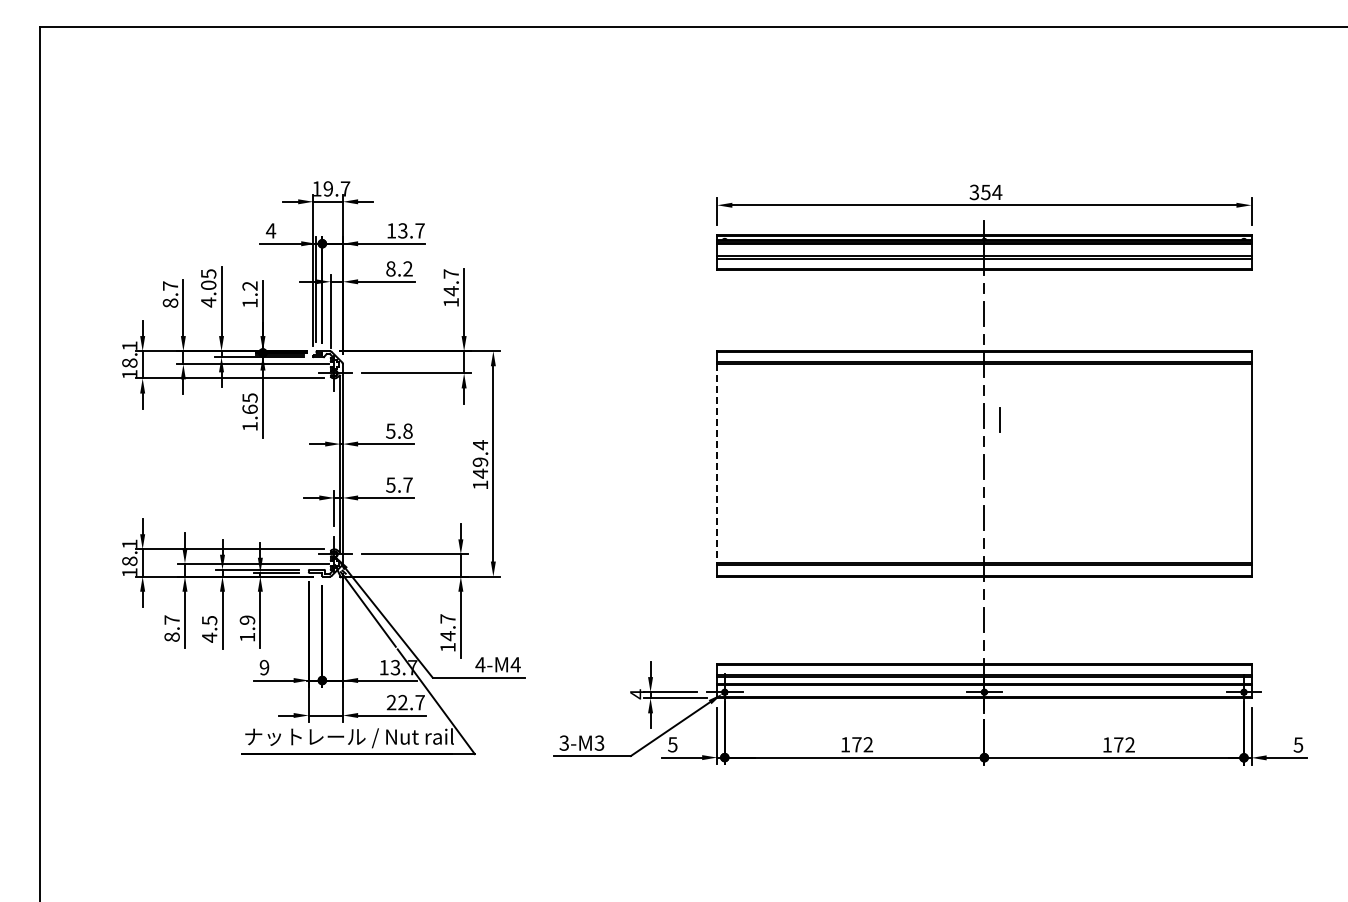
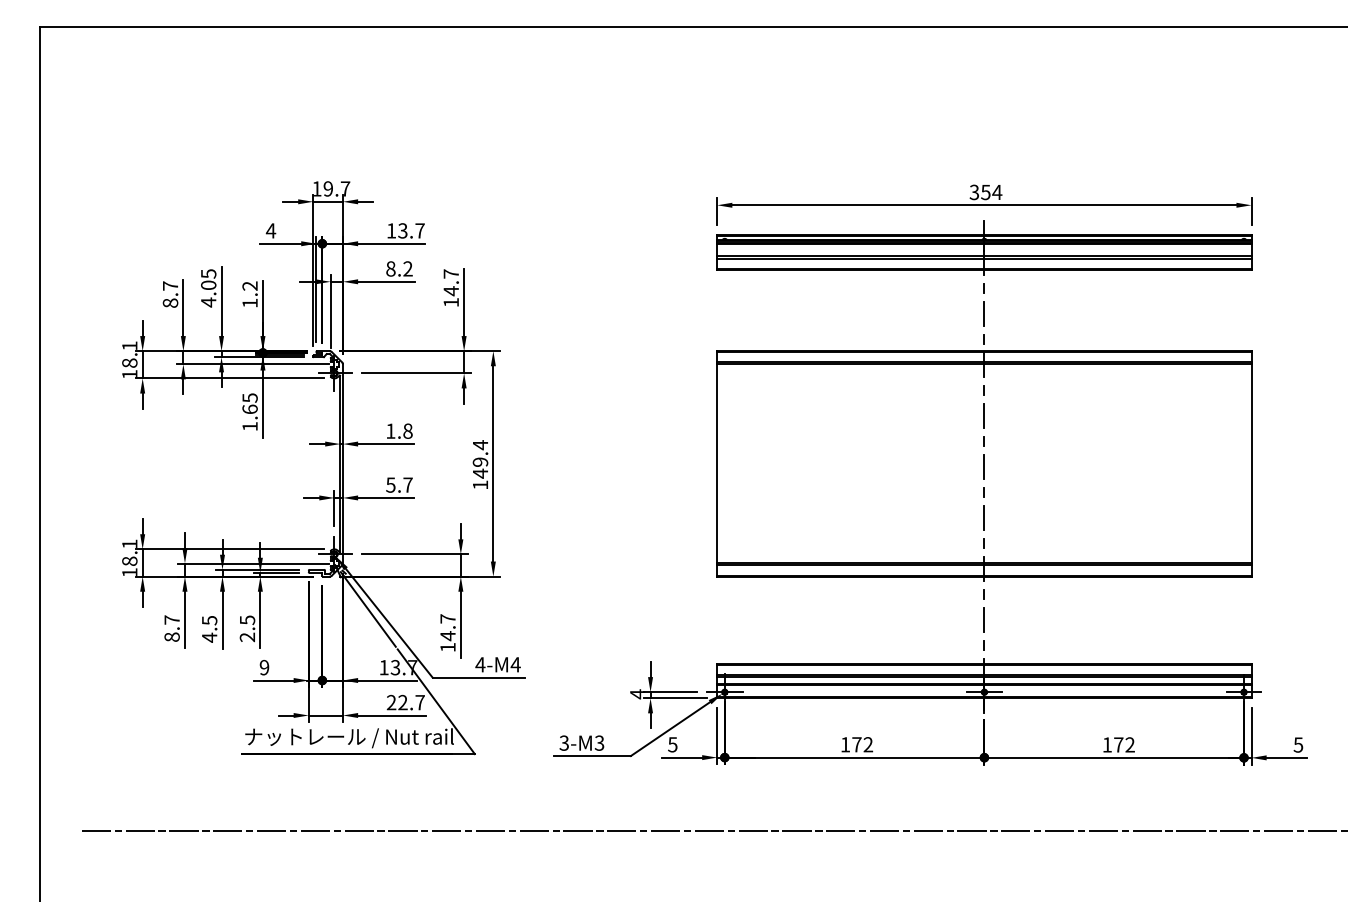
line: present -> none (999, 419)
text: 5.8 -> 1.8 (390, 430)
line: dashed -> solid (717, 464)
text: 1.9 -> 2.5 (247, 628)
line: none -> present (712, 831)
